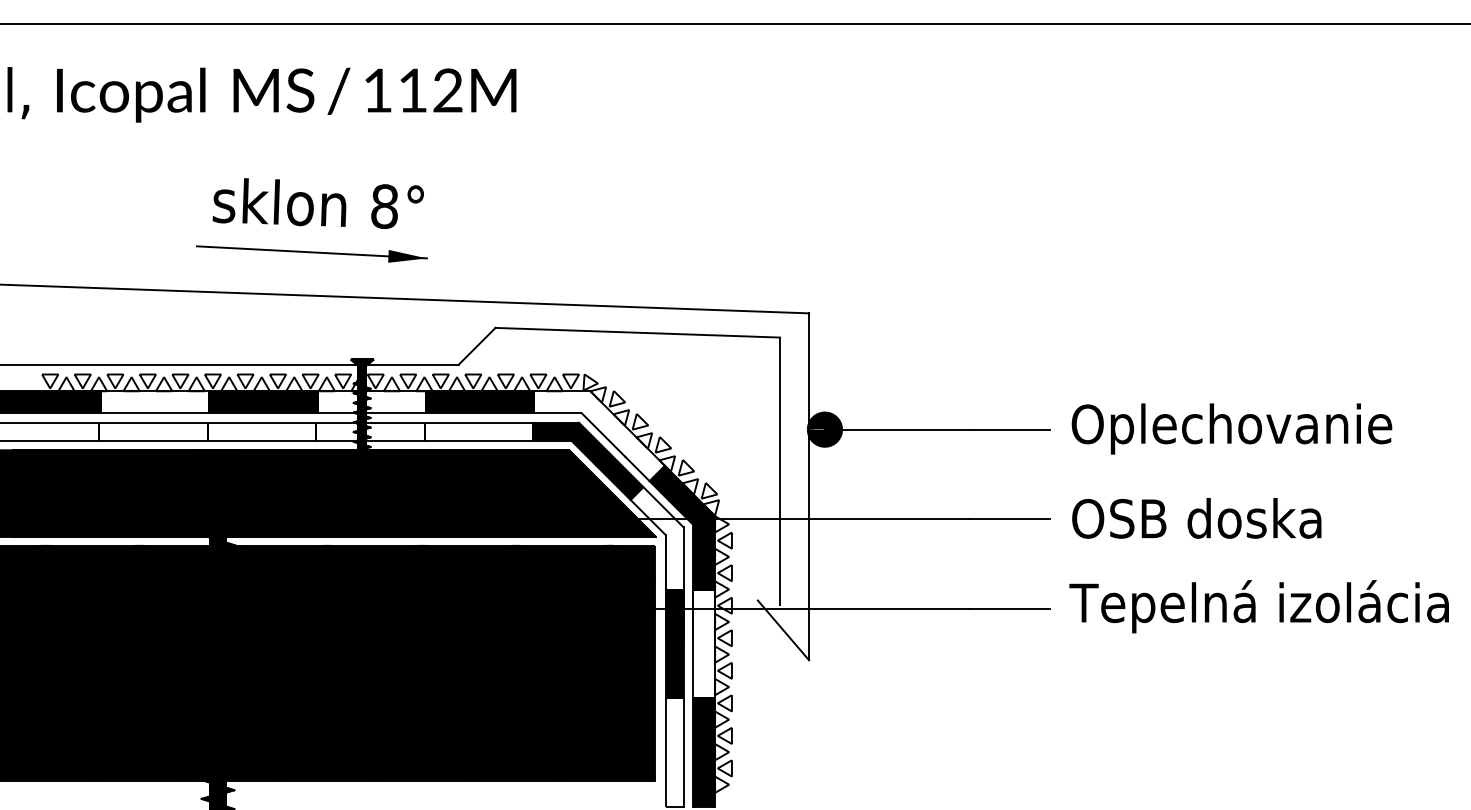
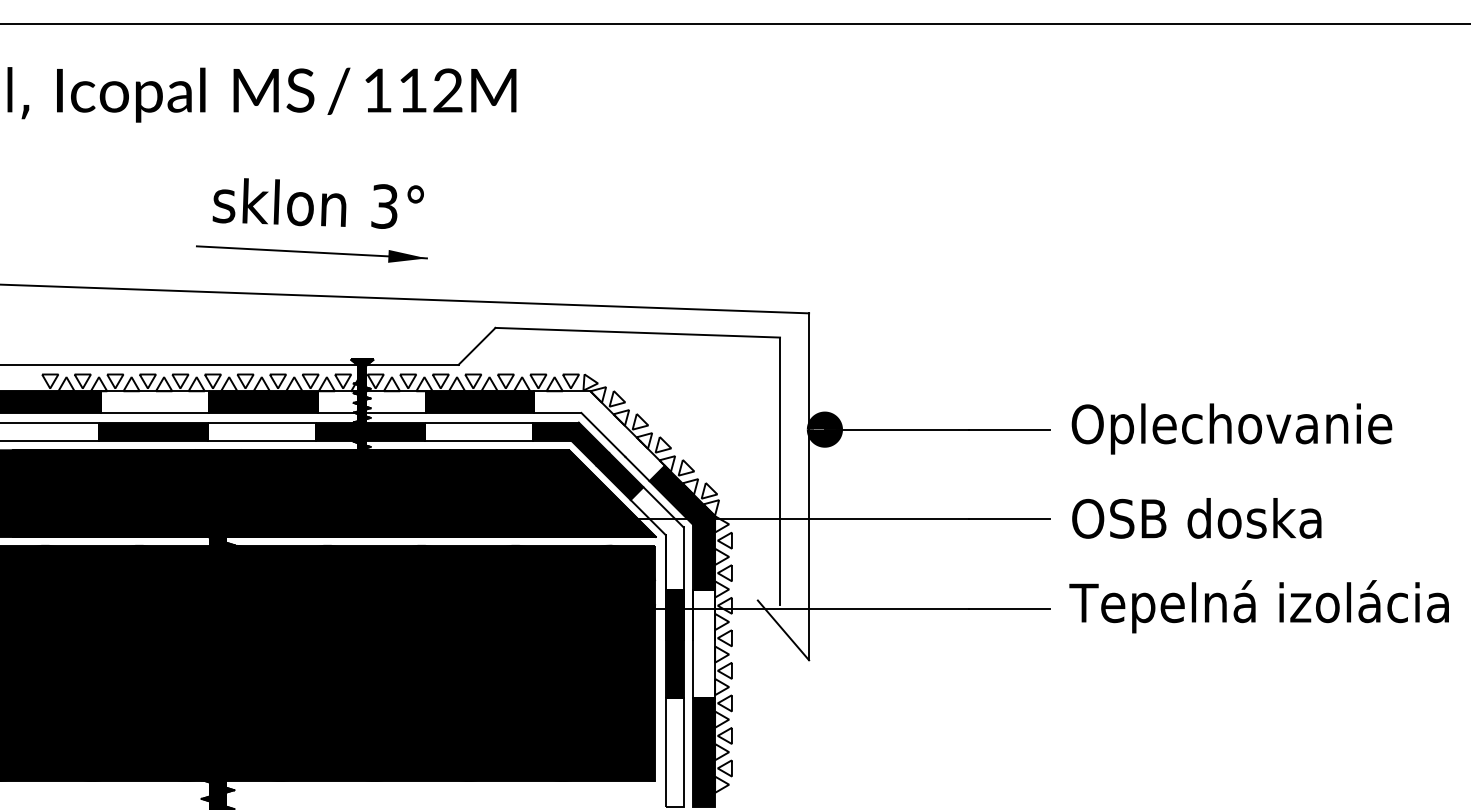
text: 8° -> 3° (384, 206)
fill: none -> present (153, 431)
fill: none -> present (370, 431)
